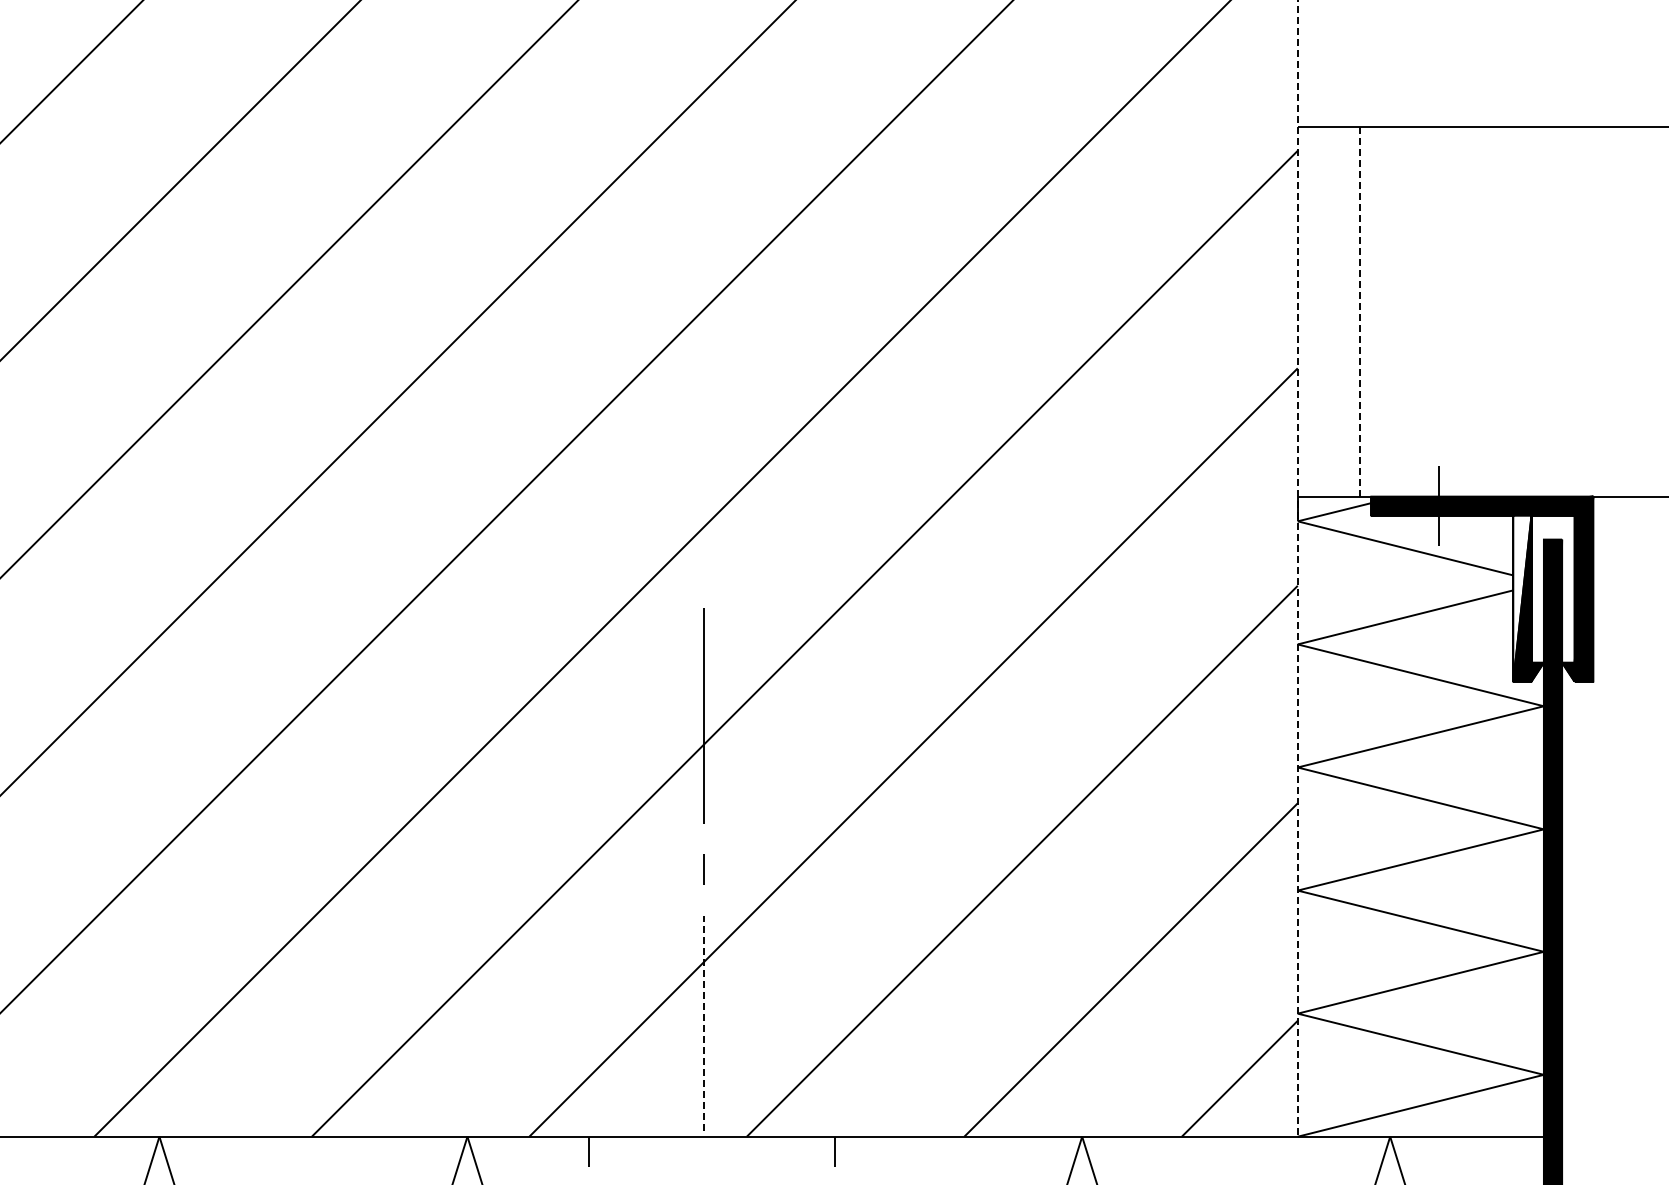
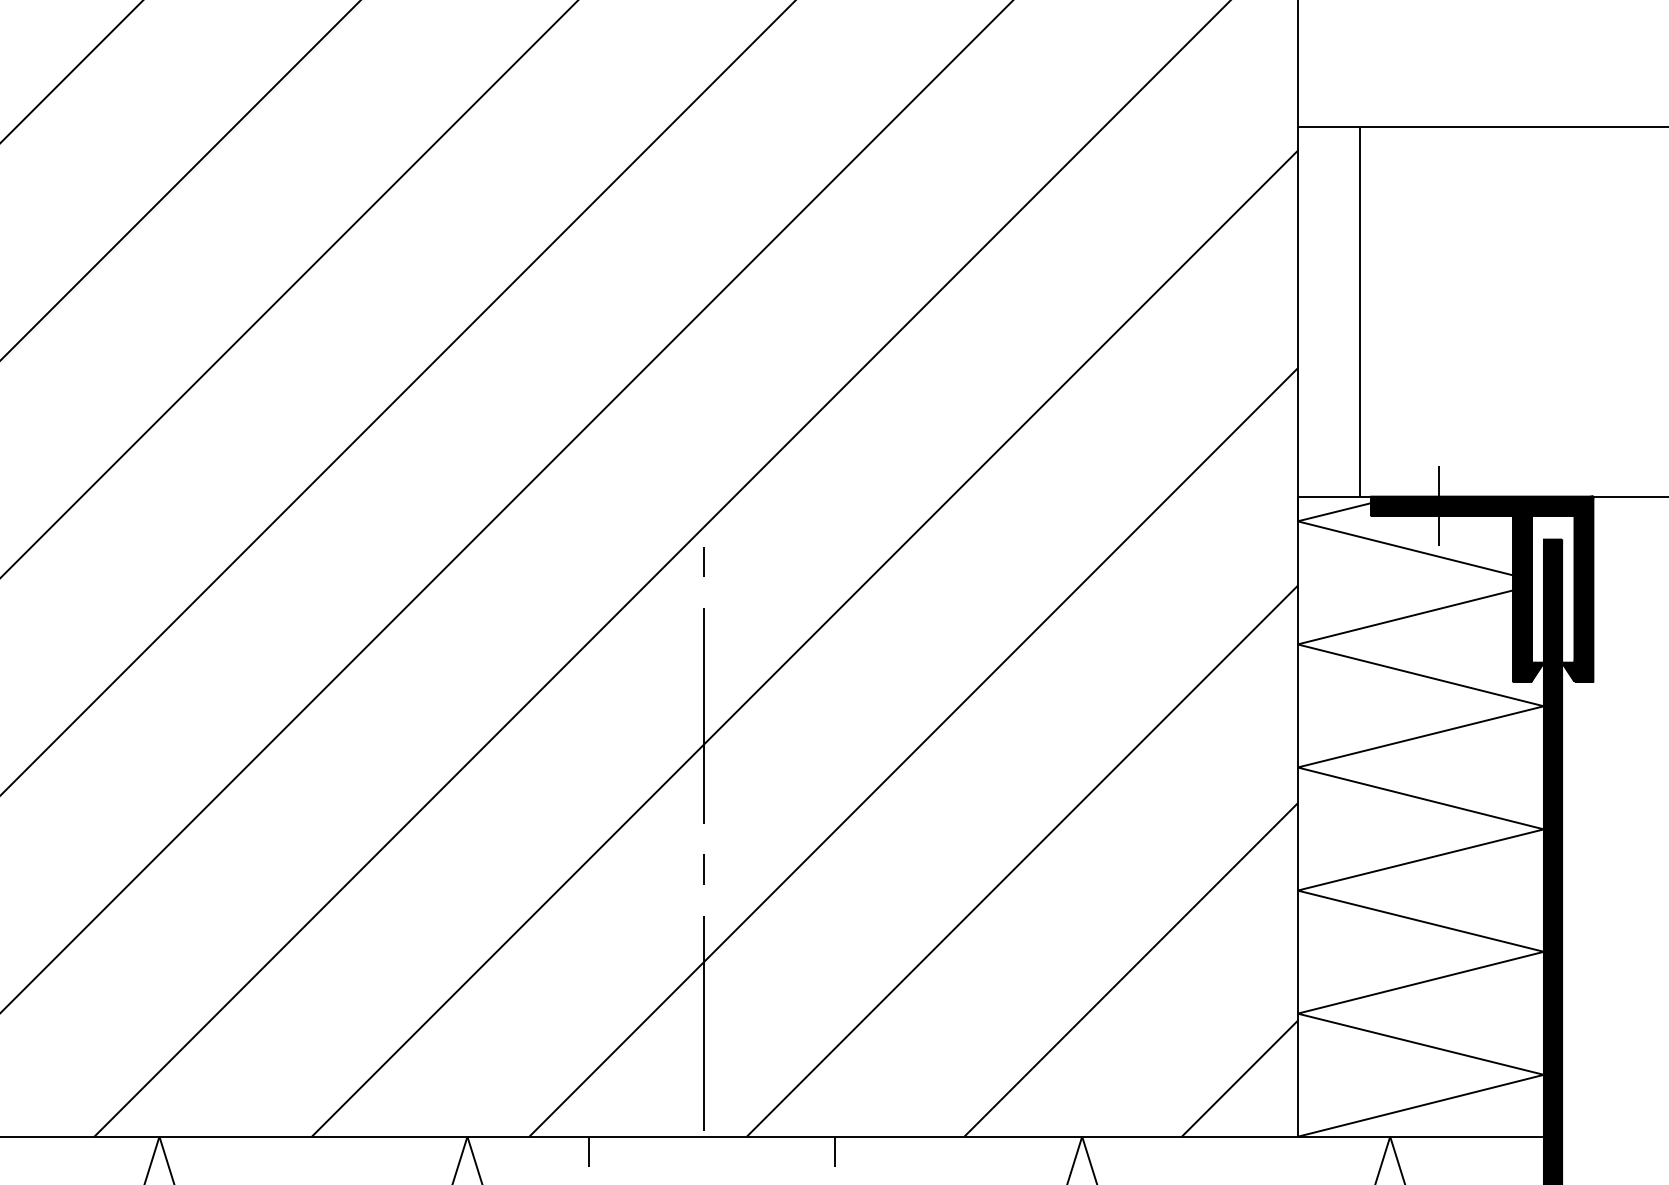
line: dashed -> solid (1359, 312)
line: none -> present (703, 561)
line: dashed -> solid (1297, 568)
fill: none -> present (1522, 598)
line: dashed -> solid (703, 1022)
